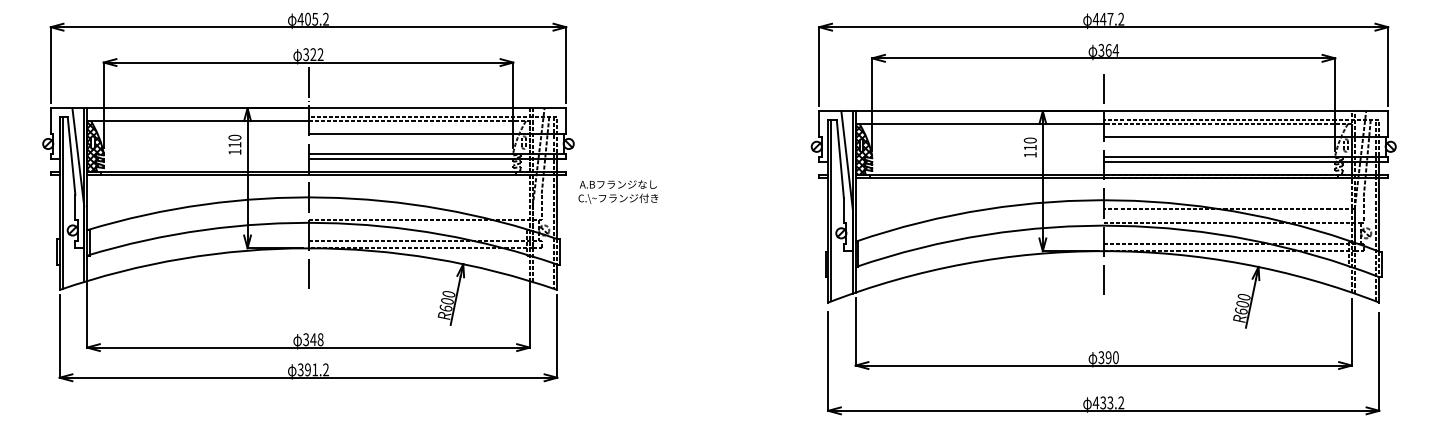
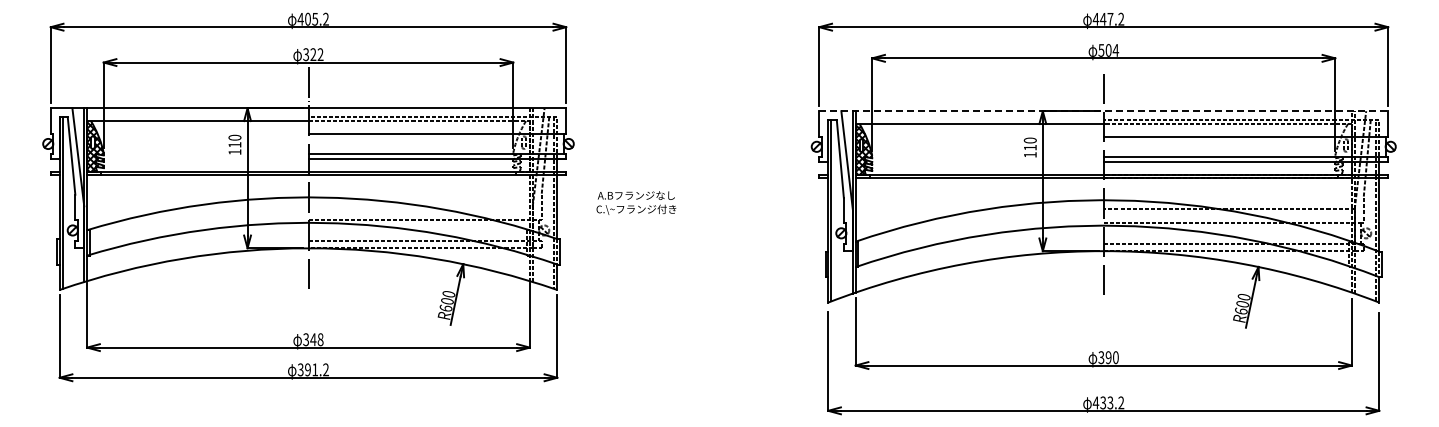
text: 364 -> 504 (1104, 50)
line: solid -> dashed (1104, 111)
text position: (618, 191) -> (636, 202) (636, 202)
